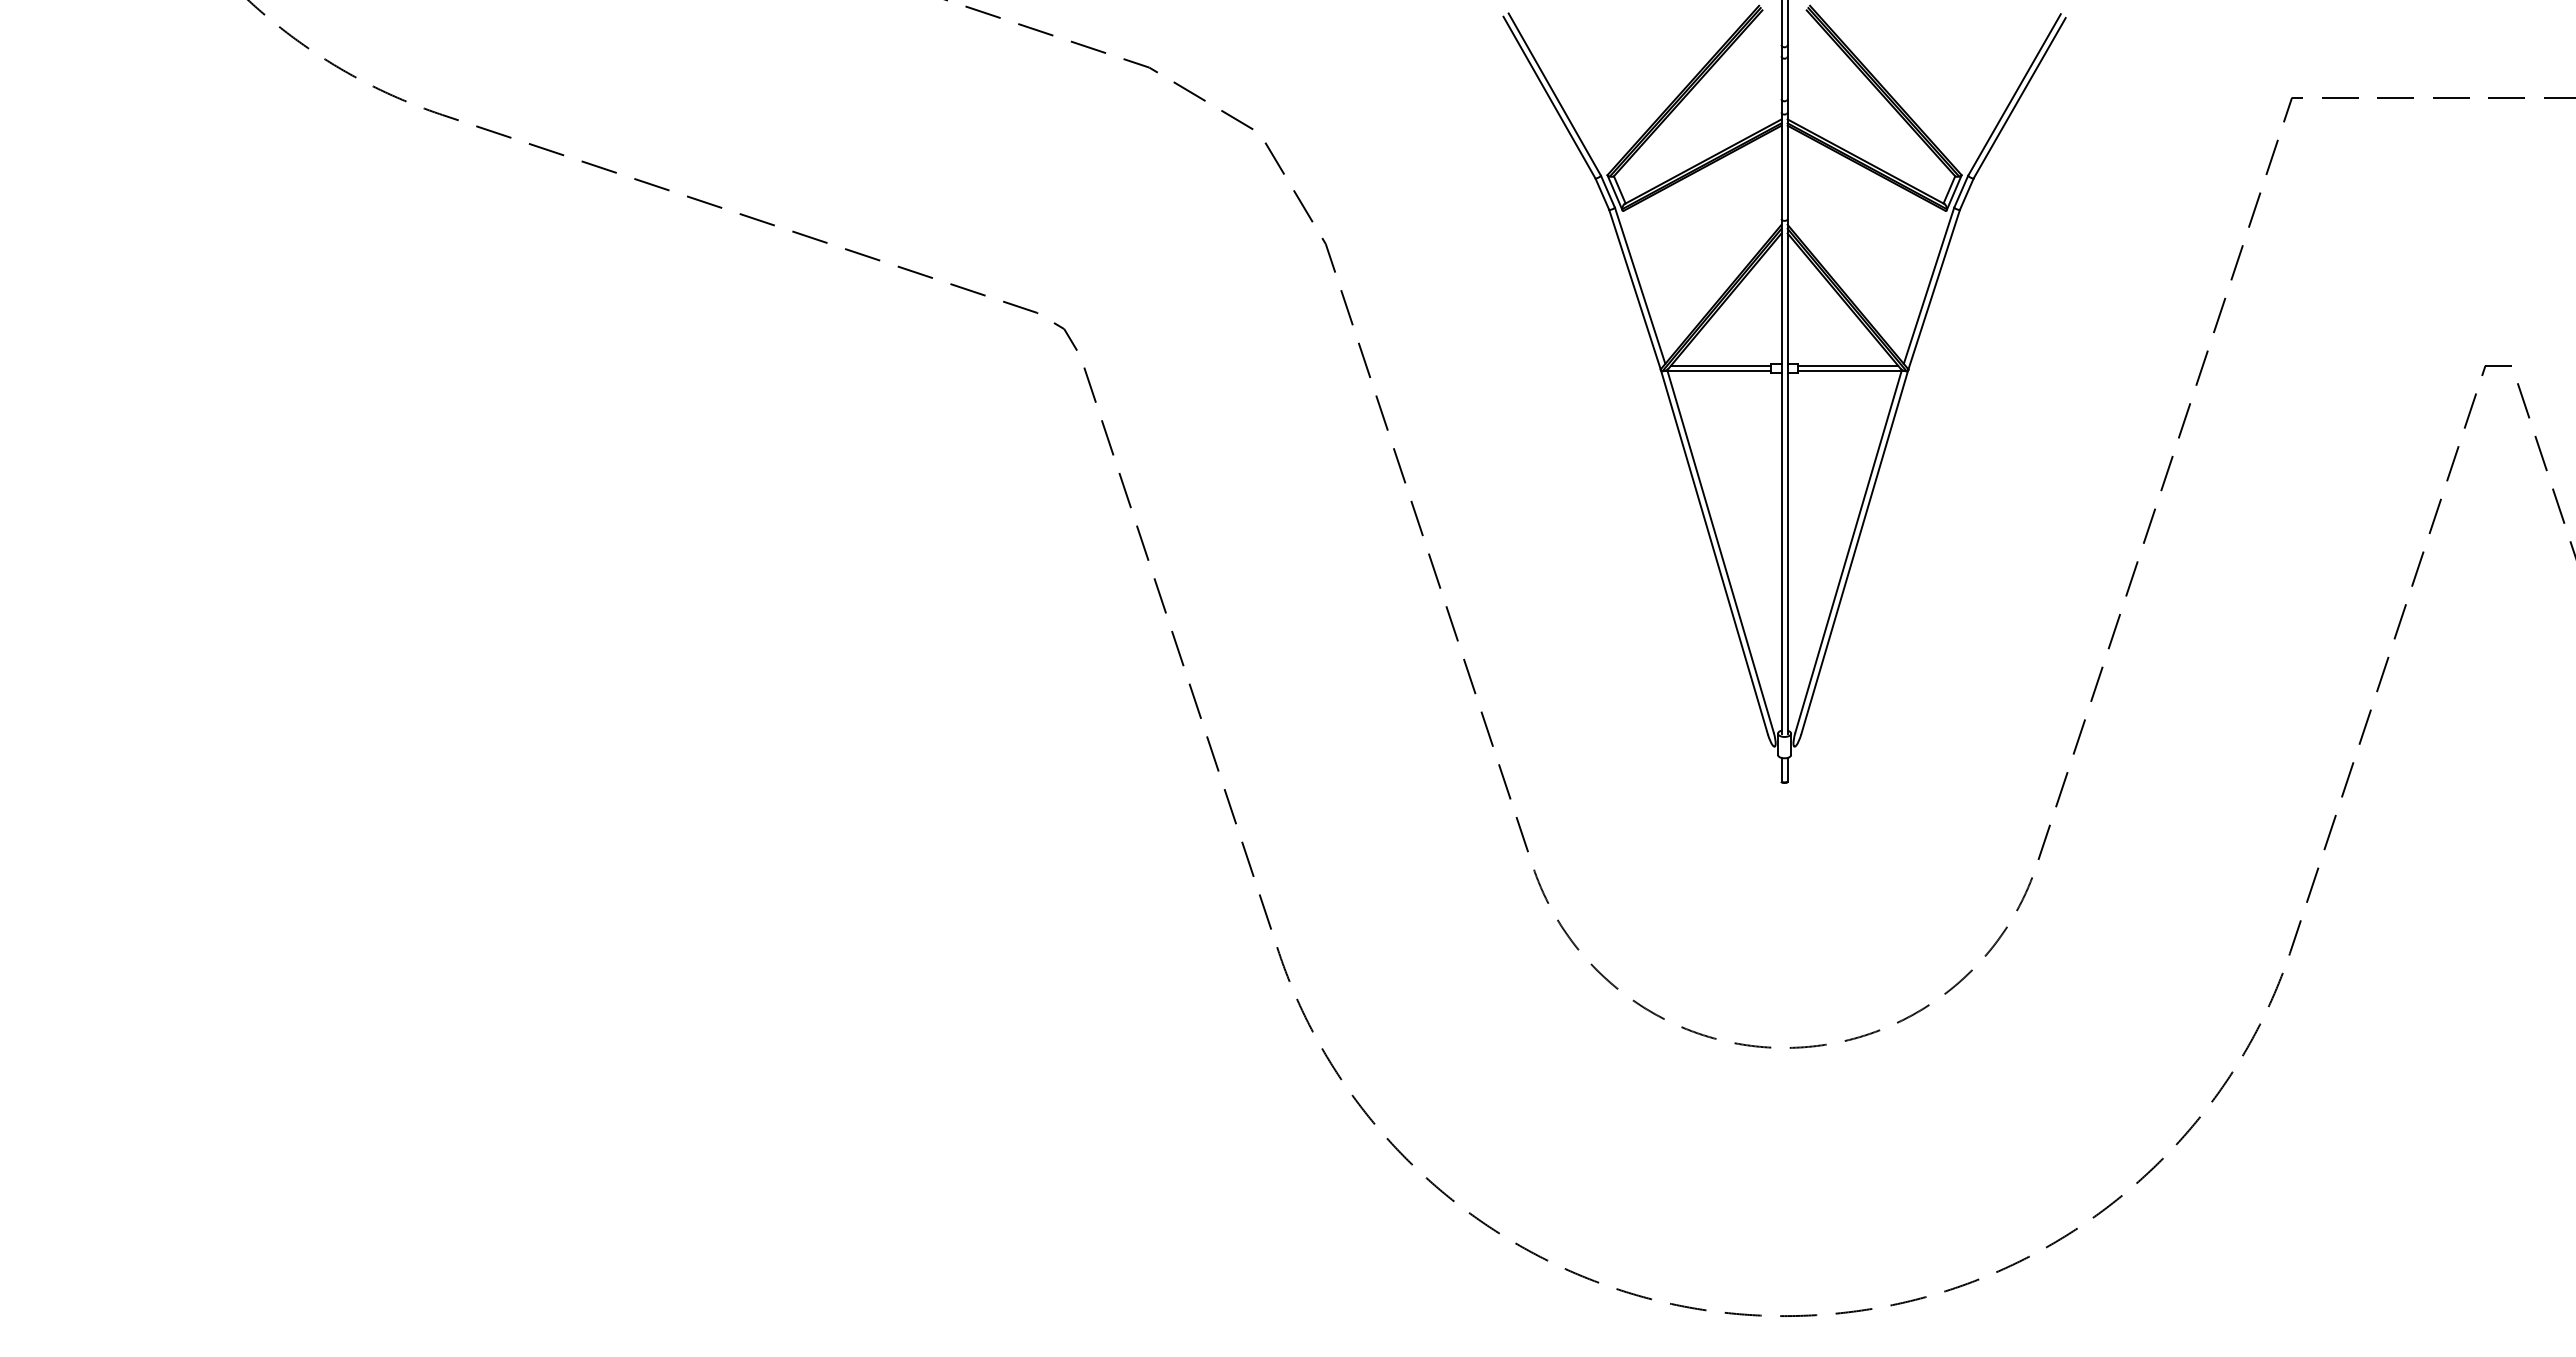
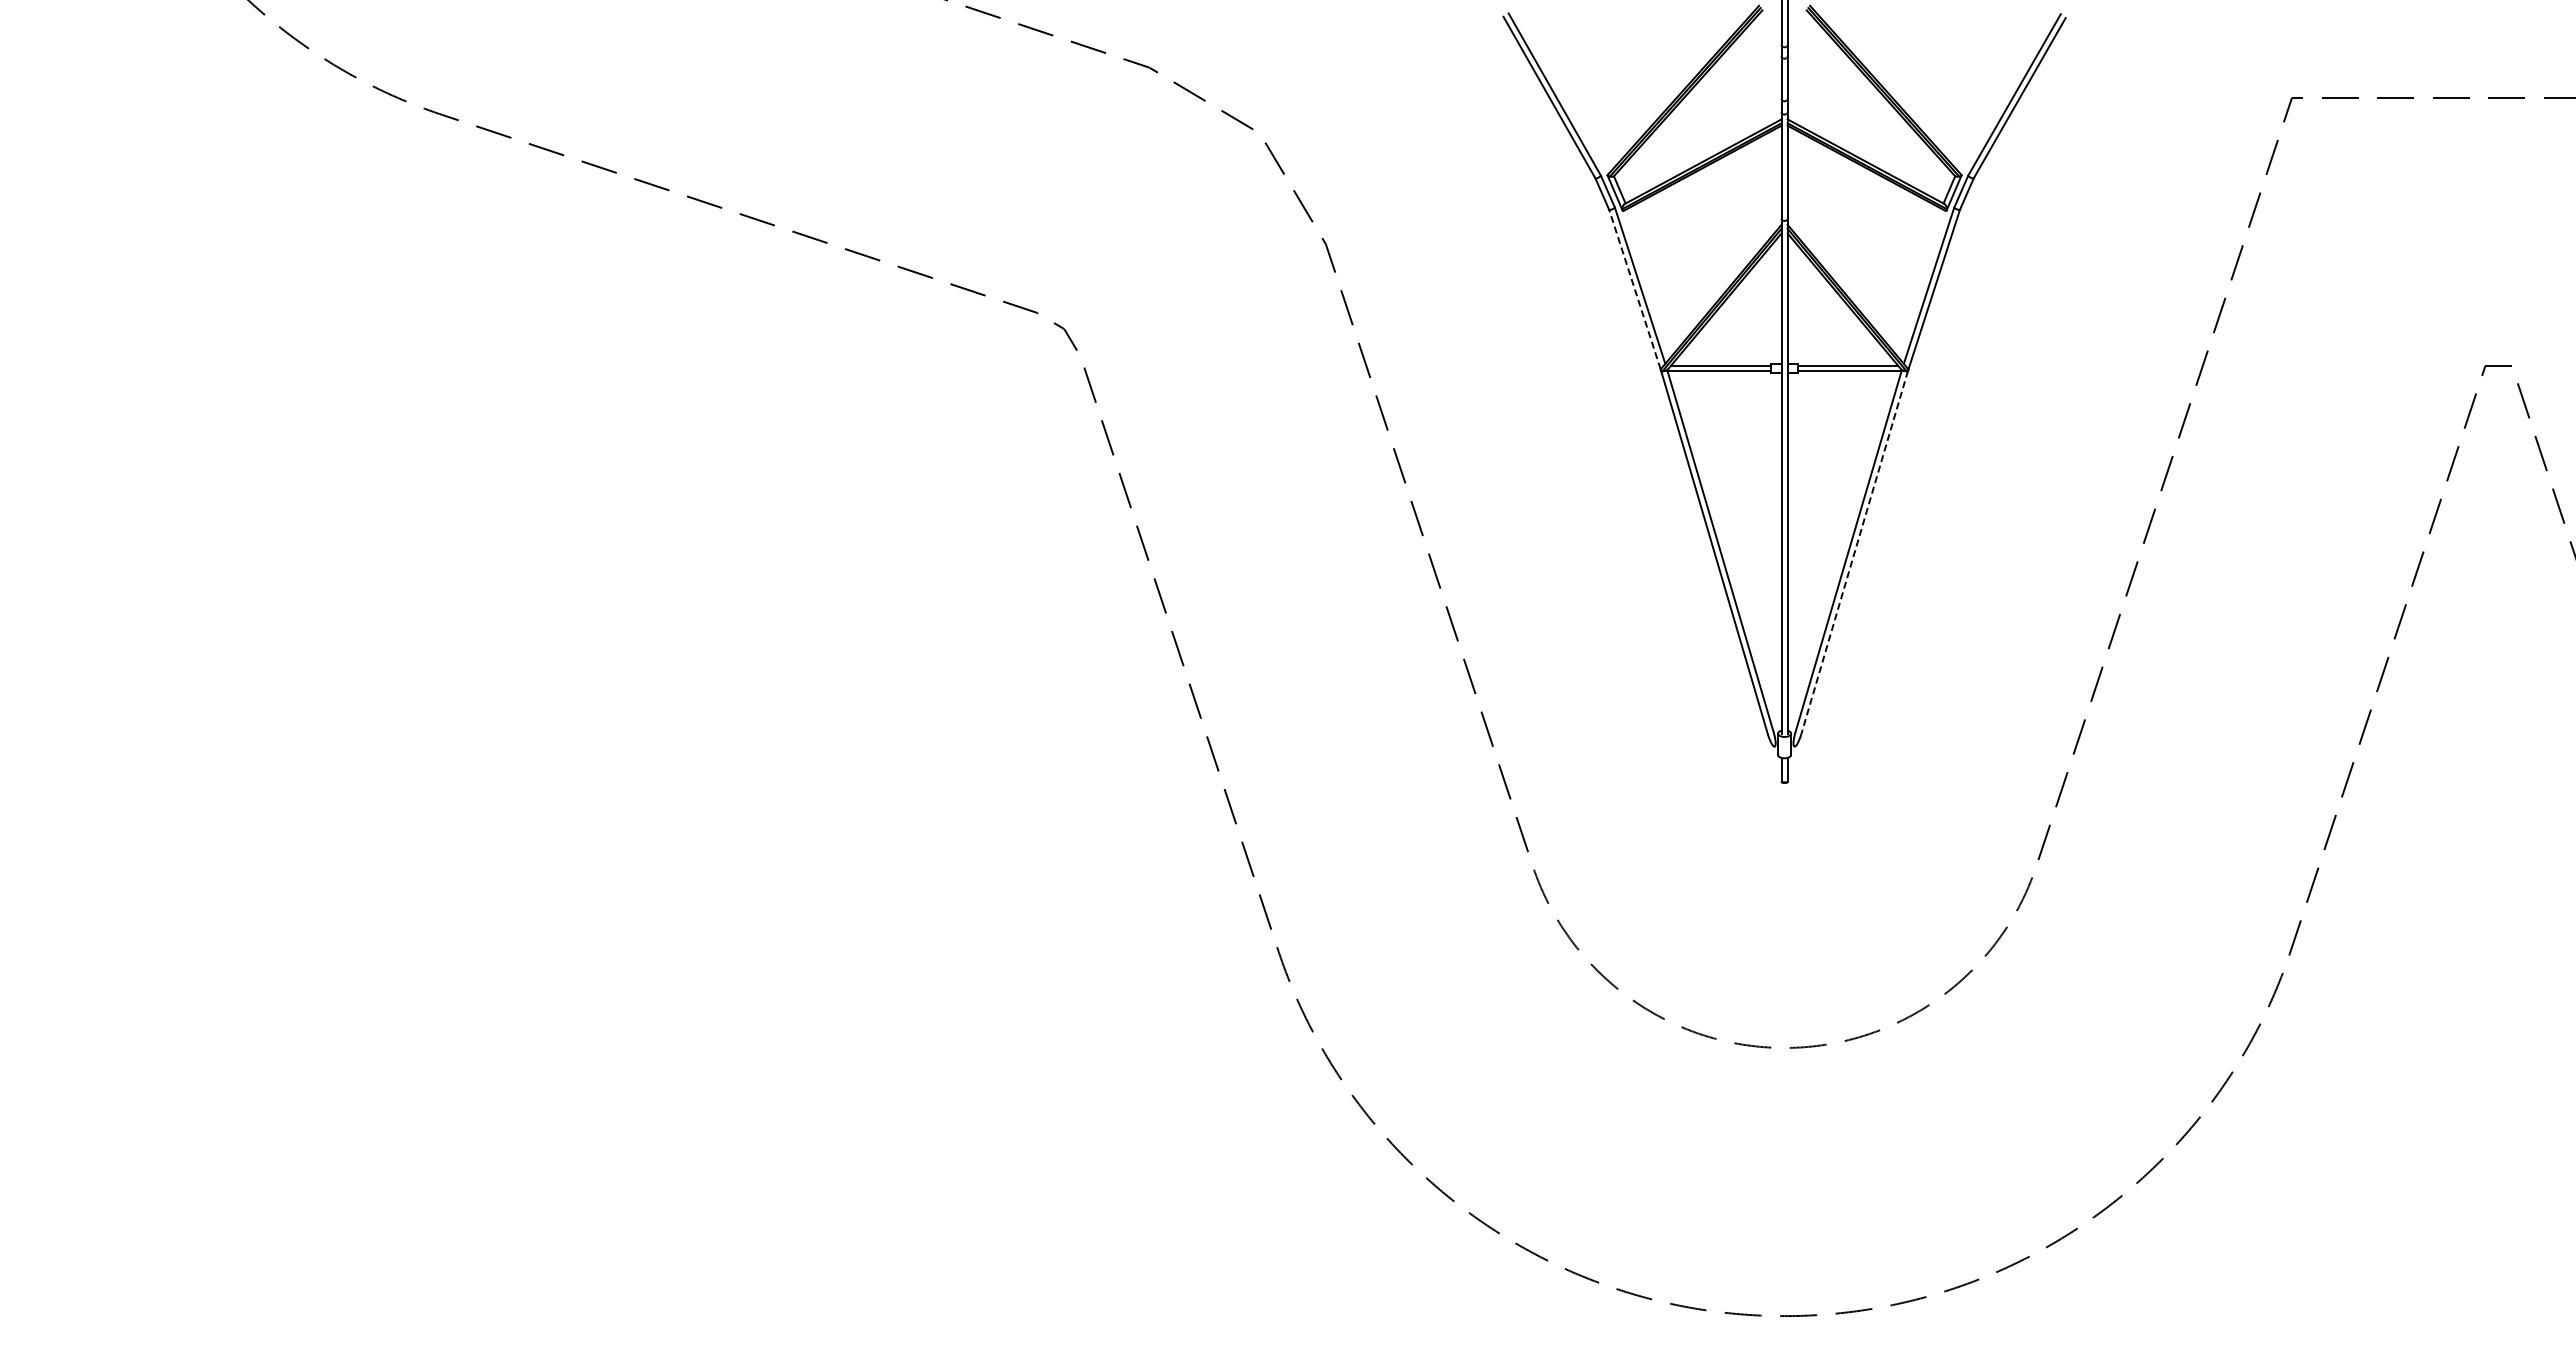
line: solid -> dashed (1634, 289)
line: solid -> dashed (1854, 553)
